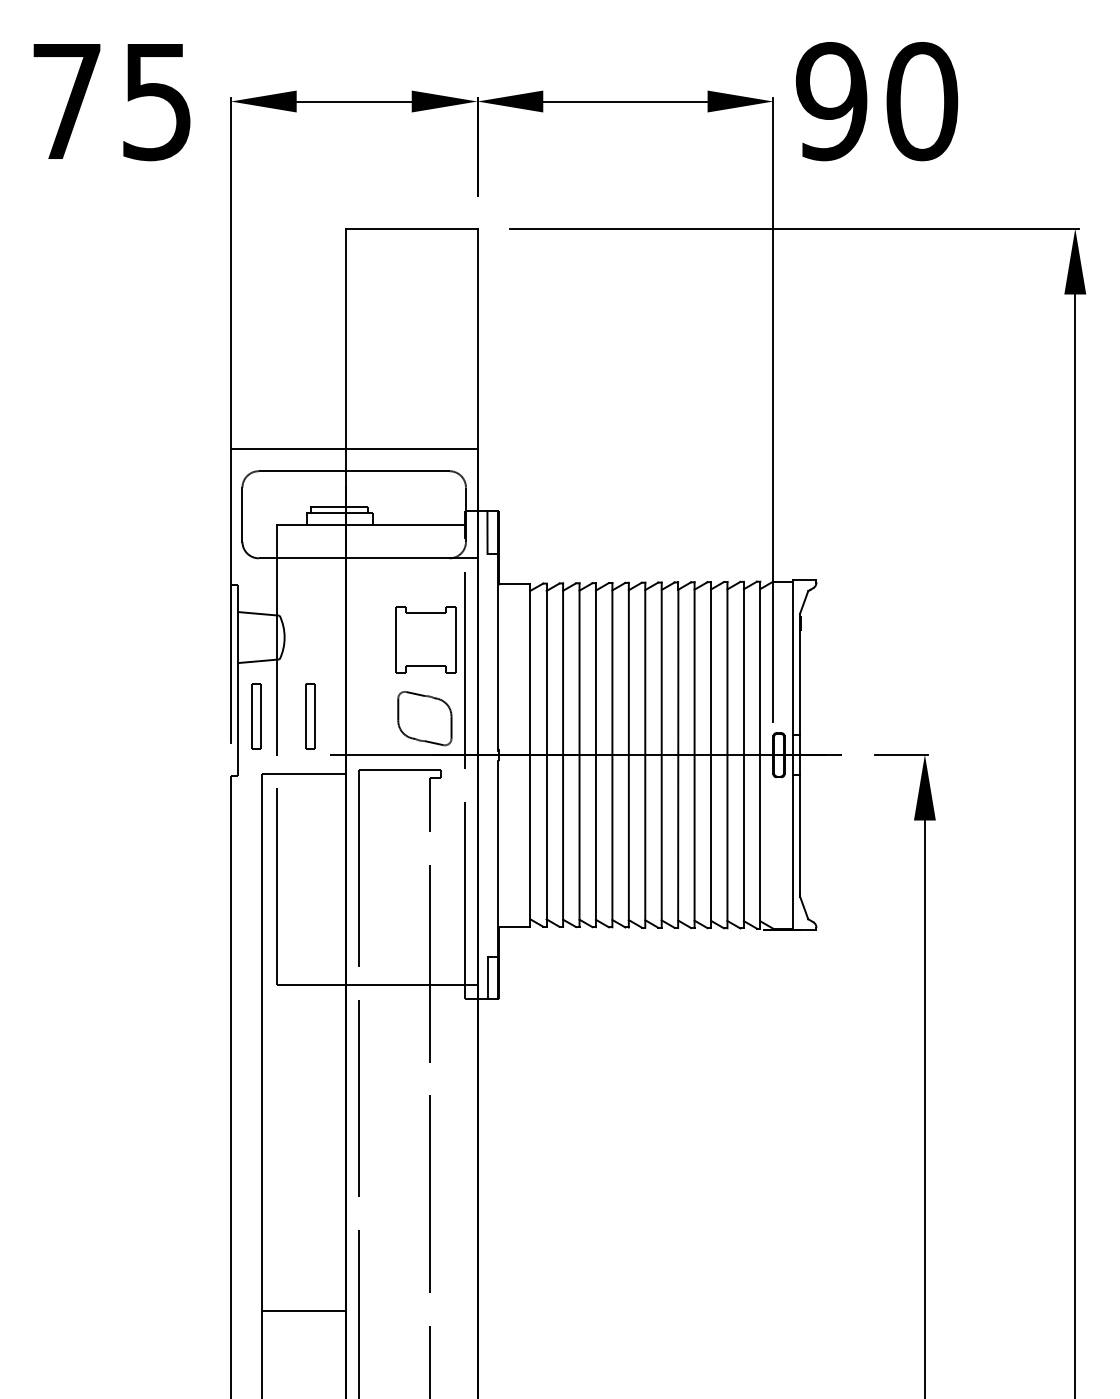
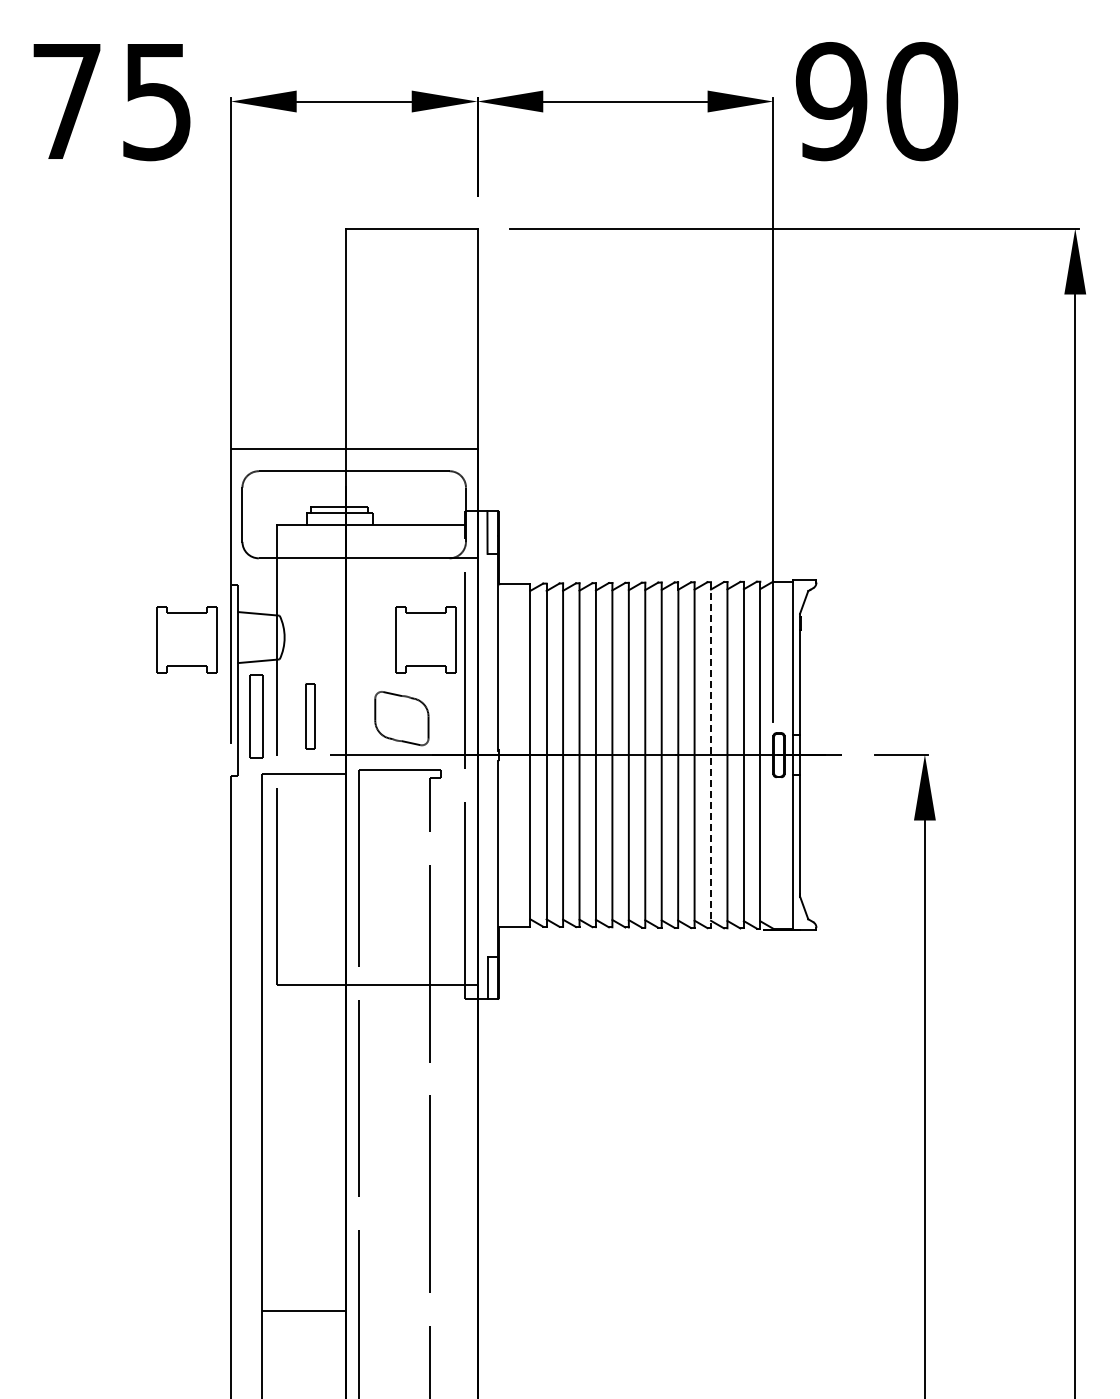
part: none -> present (186, 639)
part size: 11x67 px -> 15x85 px (256, 716)
part position: (424, 718) -> (401, 718) (401, 718)
line: solid -> dashed (711, 755)
